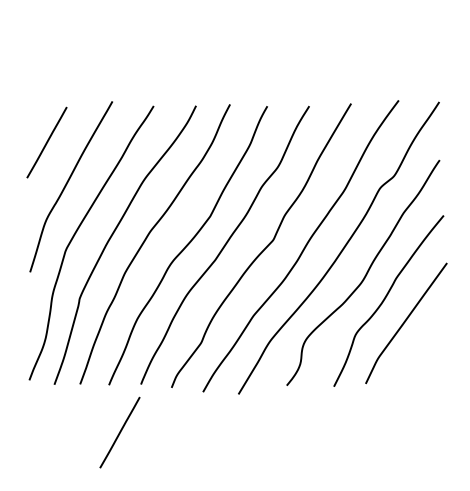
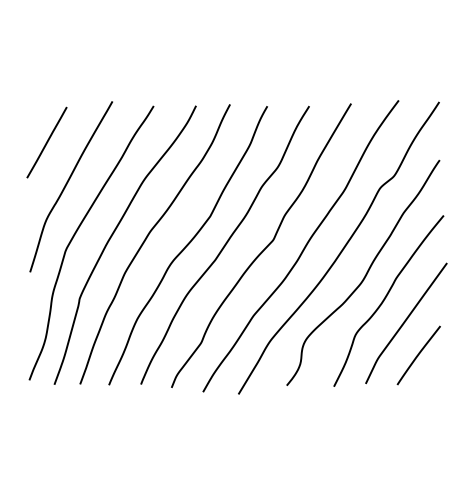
curve: none -> present (418, 355)
line: present -> none (119, 432)
